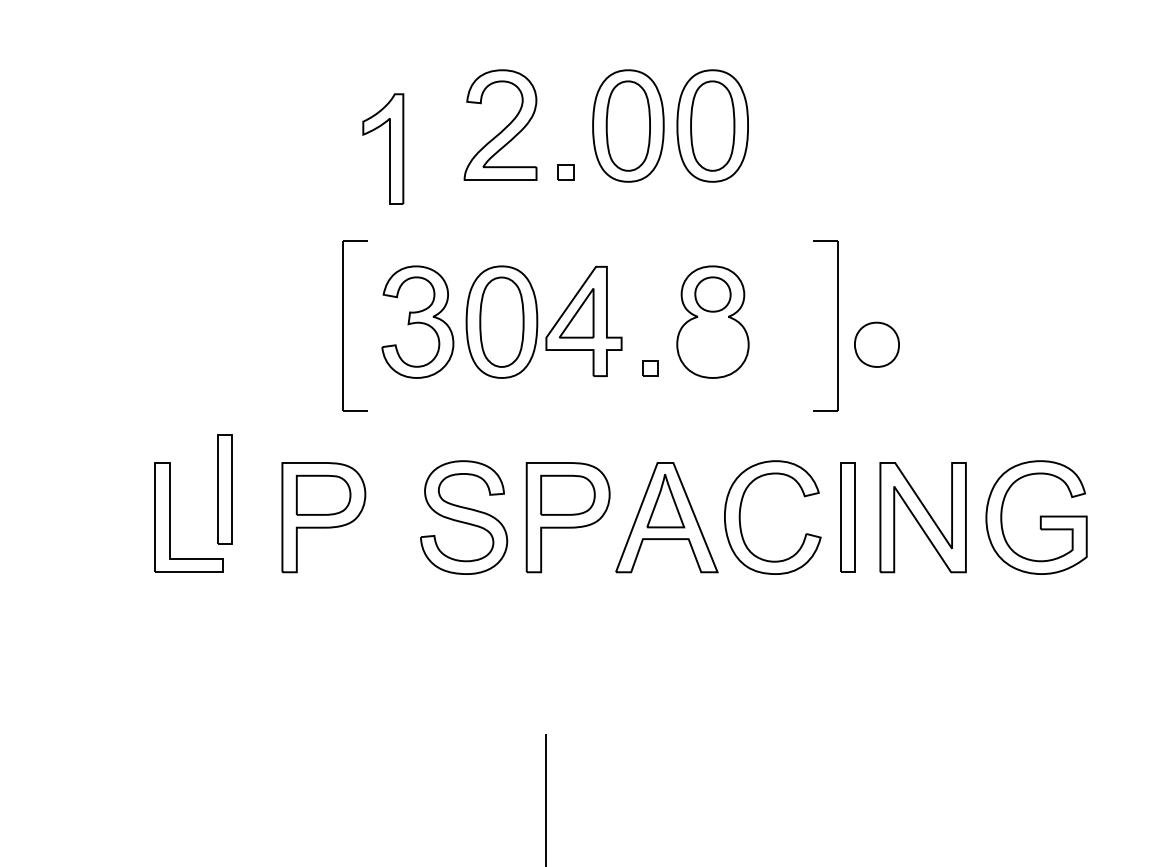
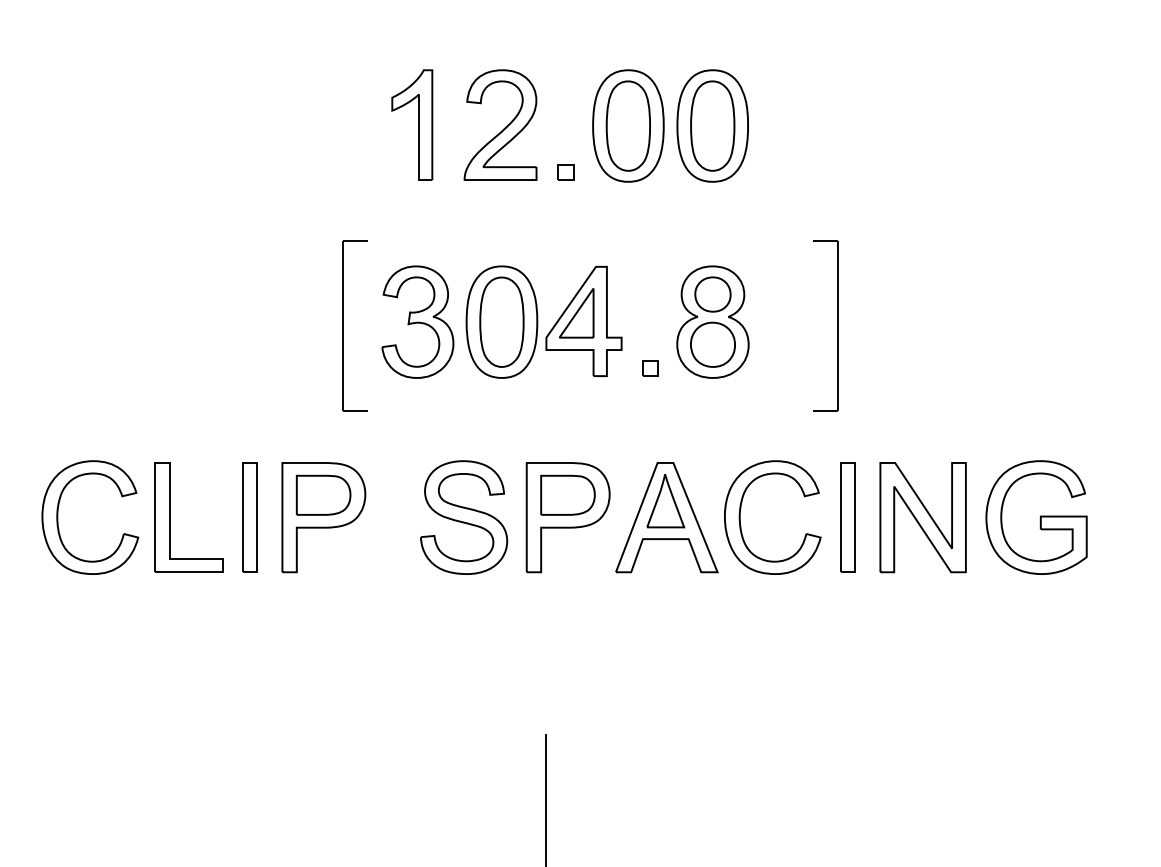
part position: (383, 148) -> (412, 124) (412, 124)
part position: (876, 344) -> (712, 344) (712, 344)
part position: (224, 489) -> (249, 517) (249, 517)
part: none -> present (58, 517)
